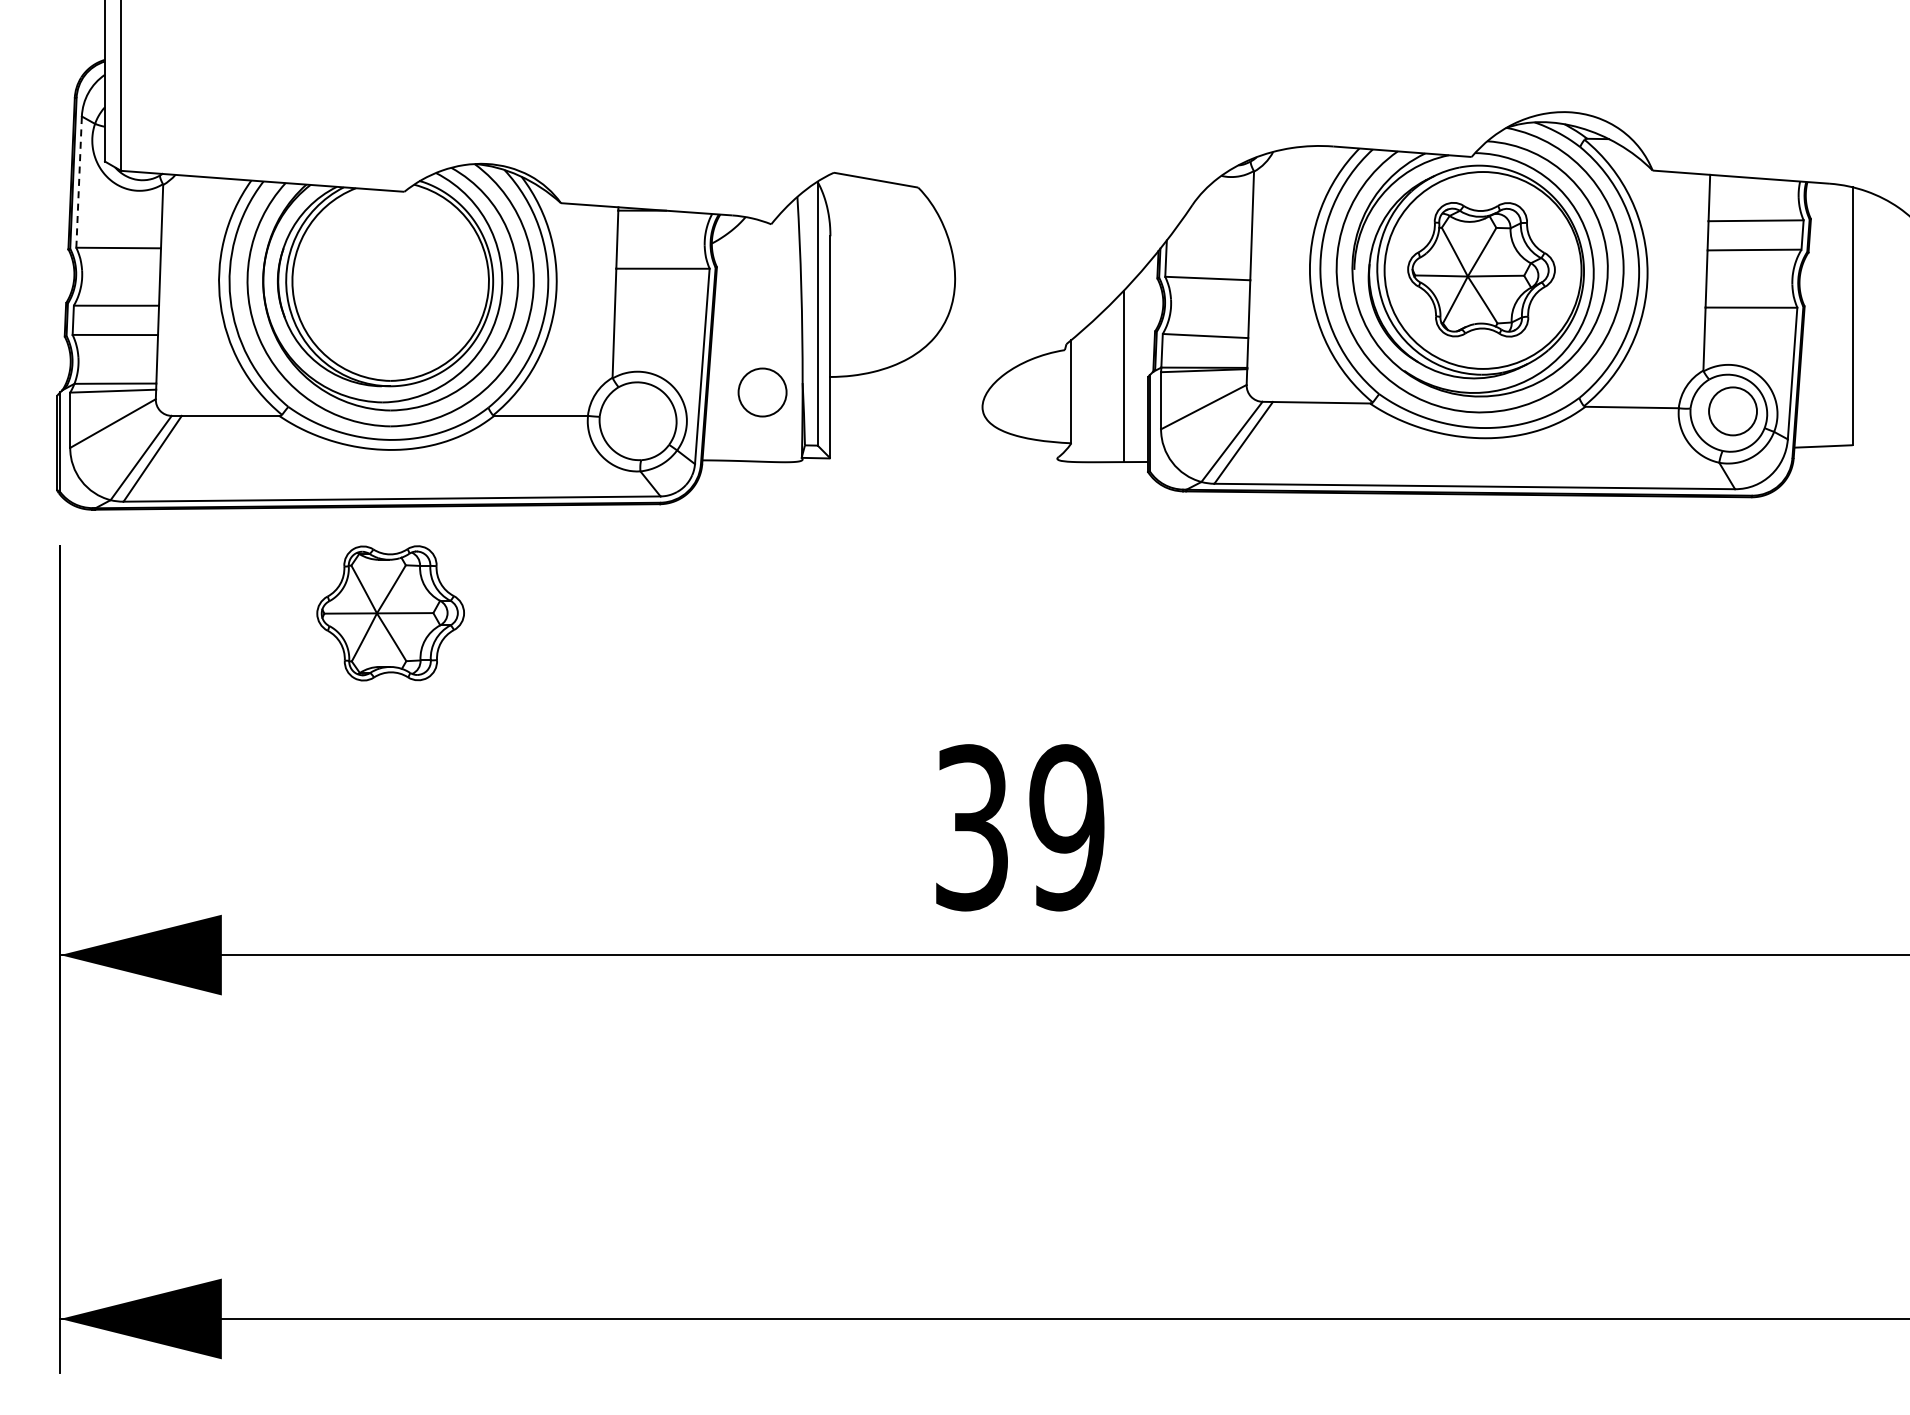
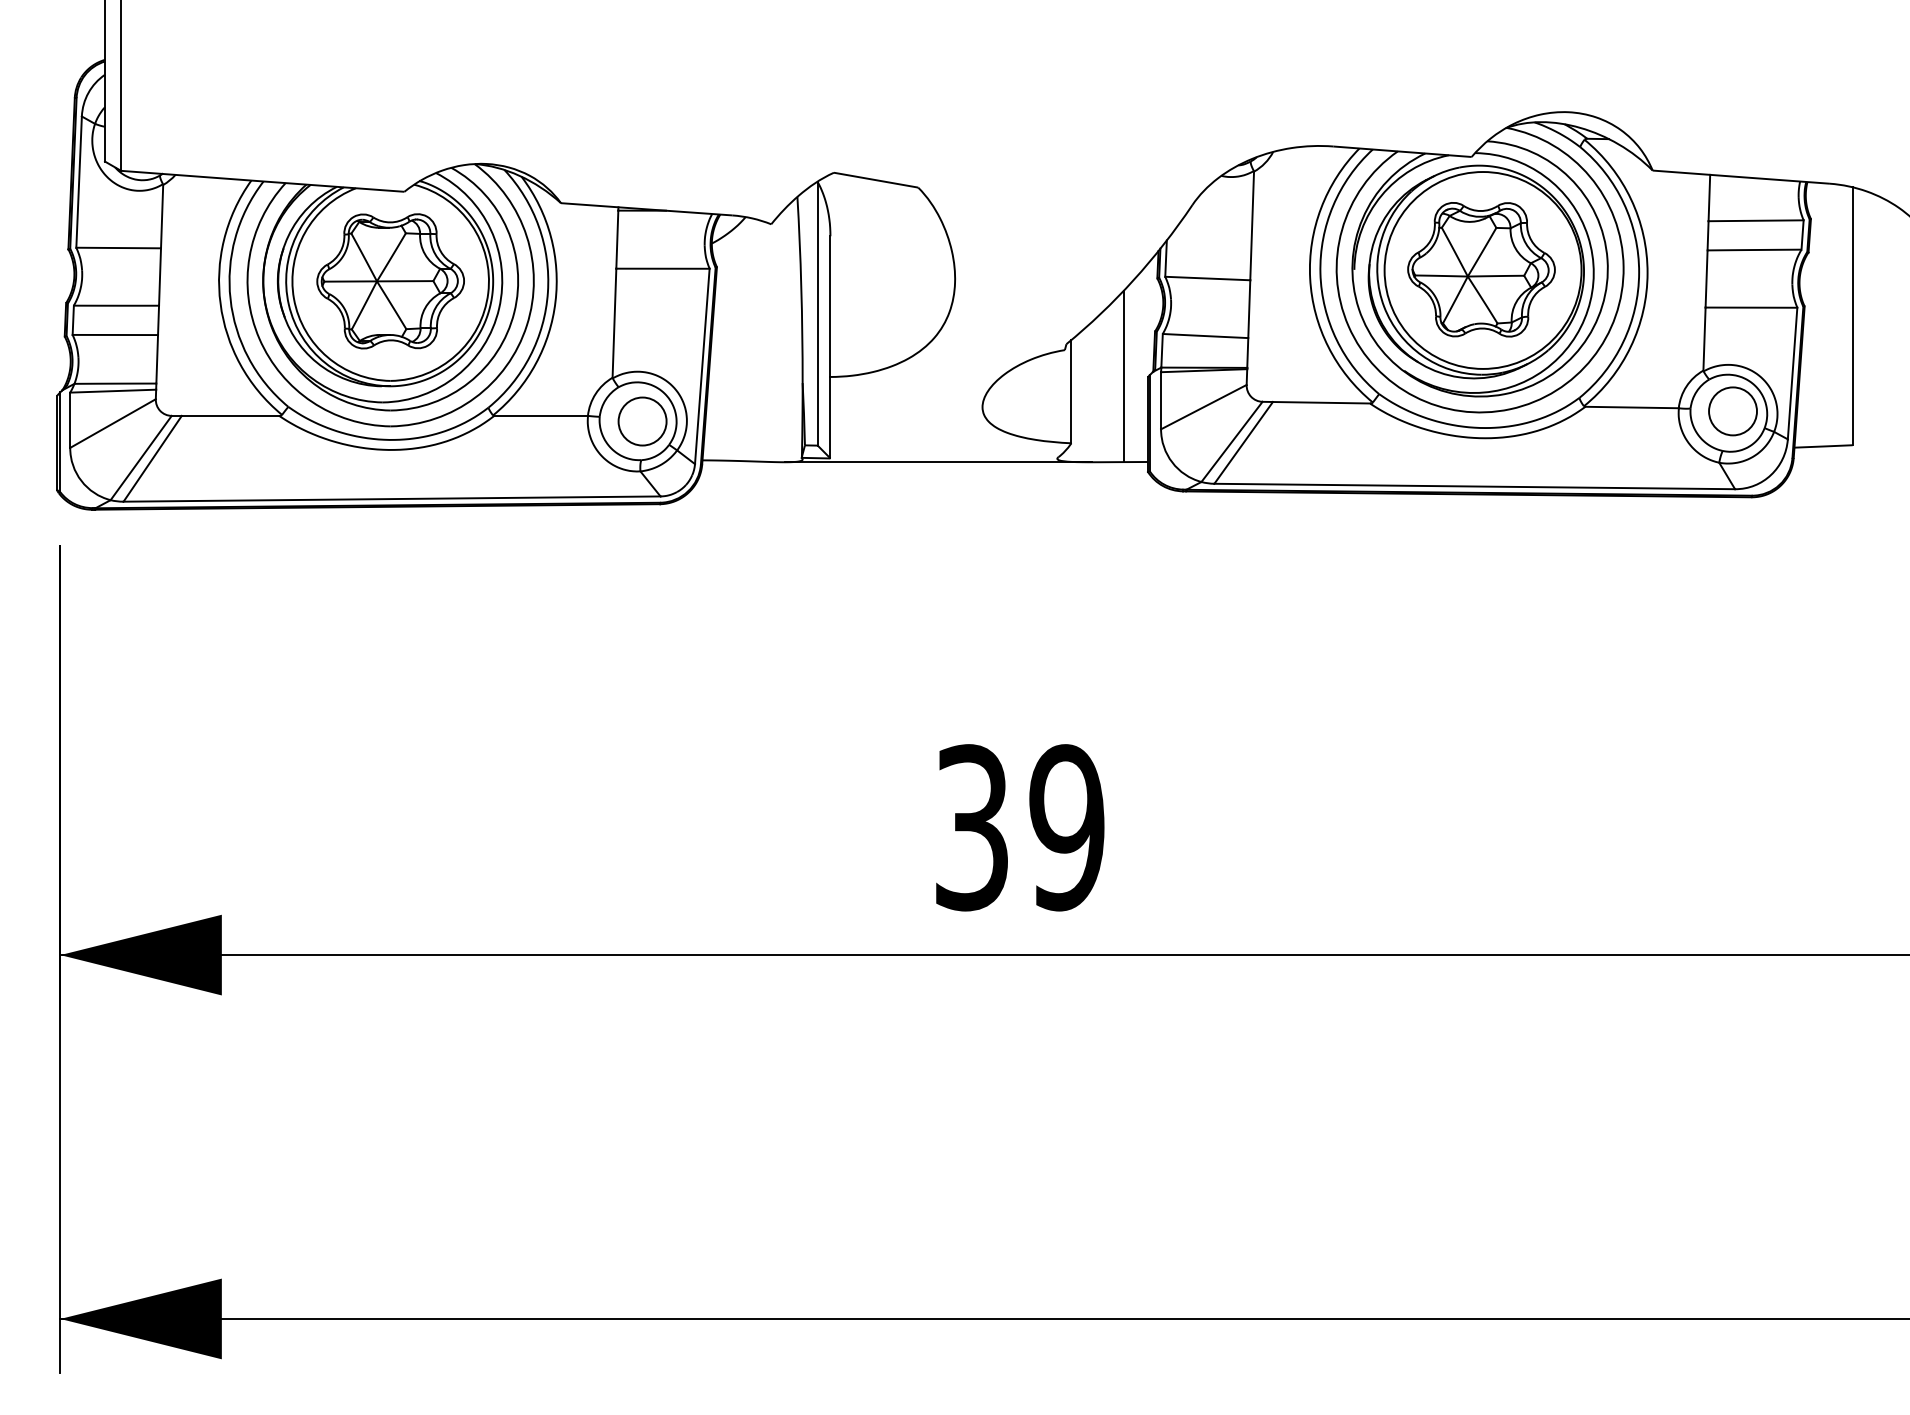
line: dashed -> solid (79, 182)
circle position: (762, 392) -> (642, 421) (642, 421)
line: none -> present (937, 462)
part position: (390, 613) -> (390, 281) (390, 281)
